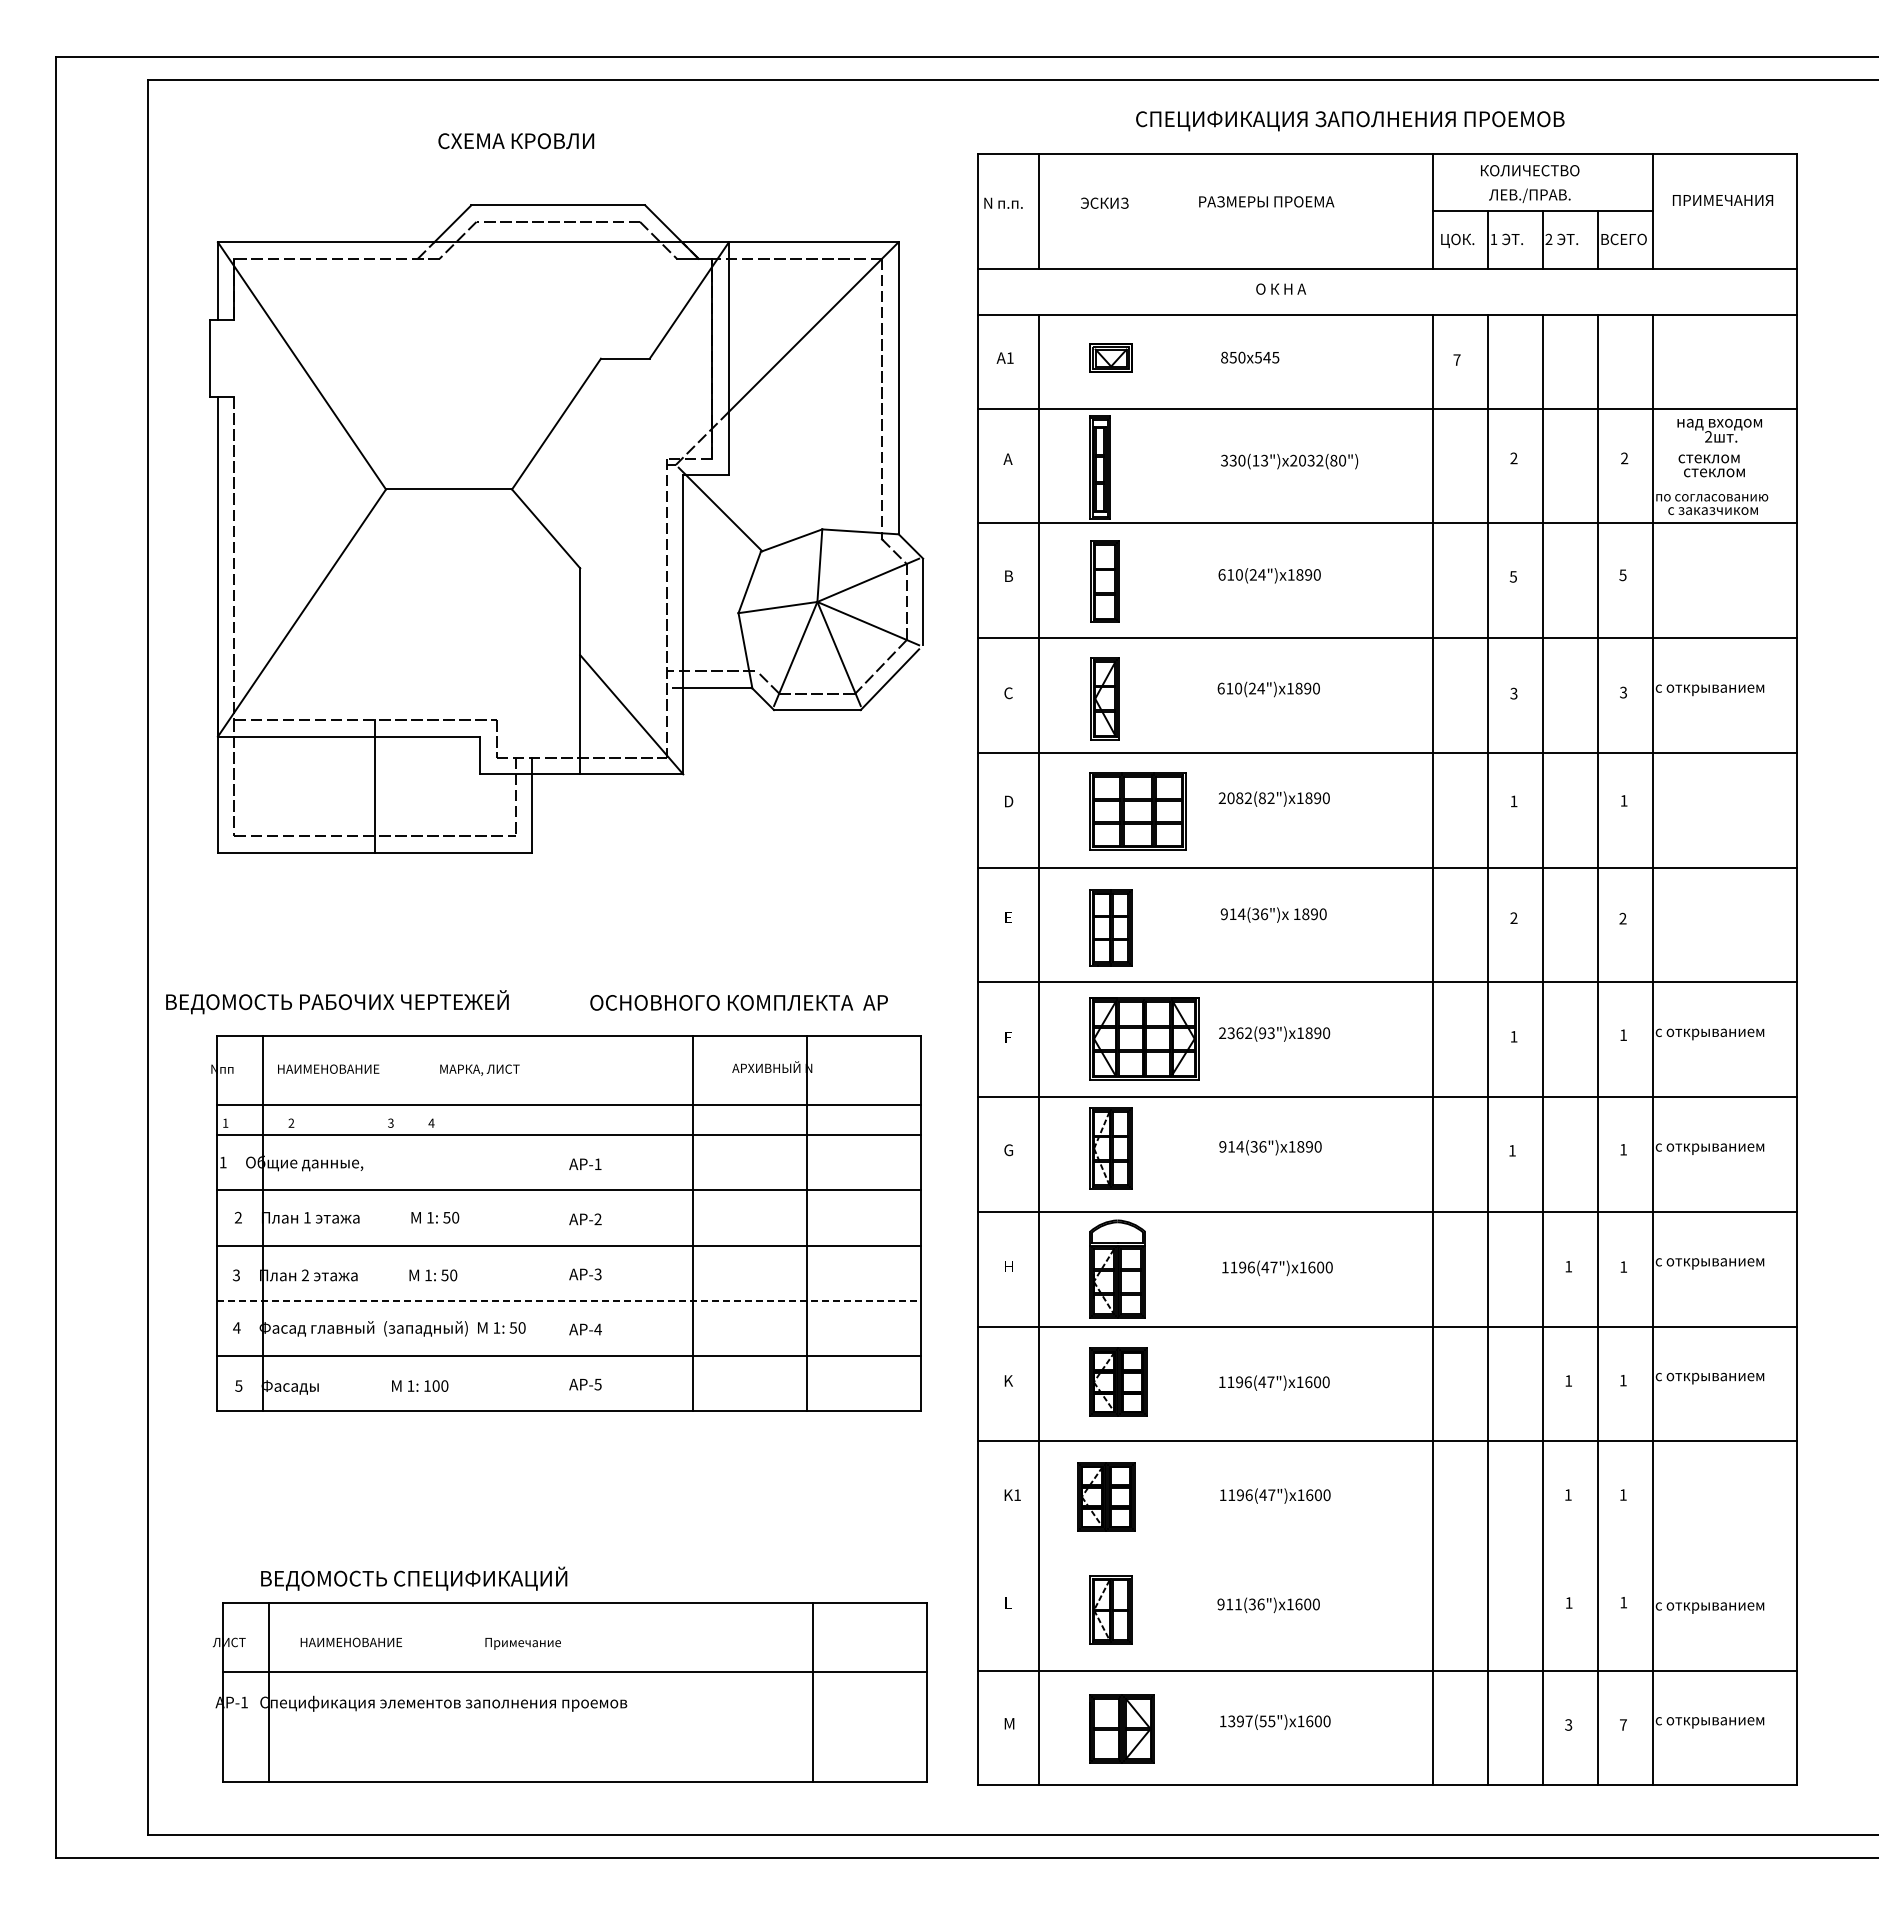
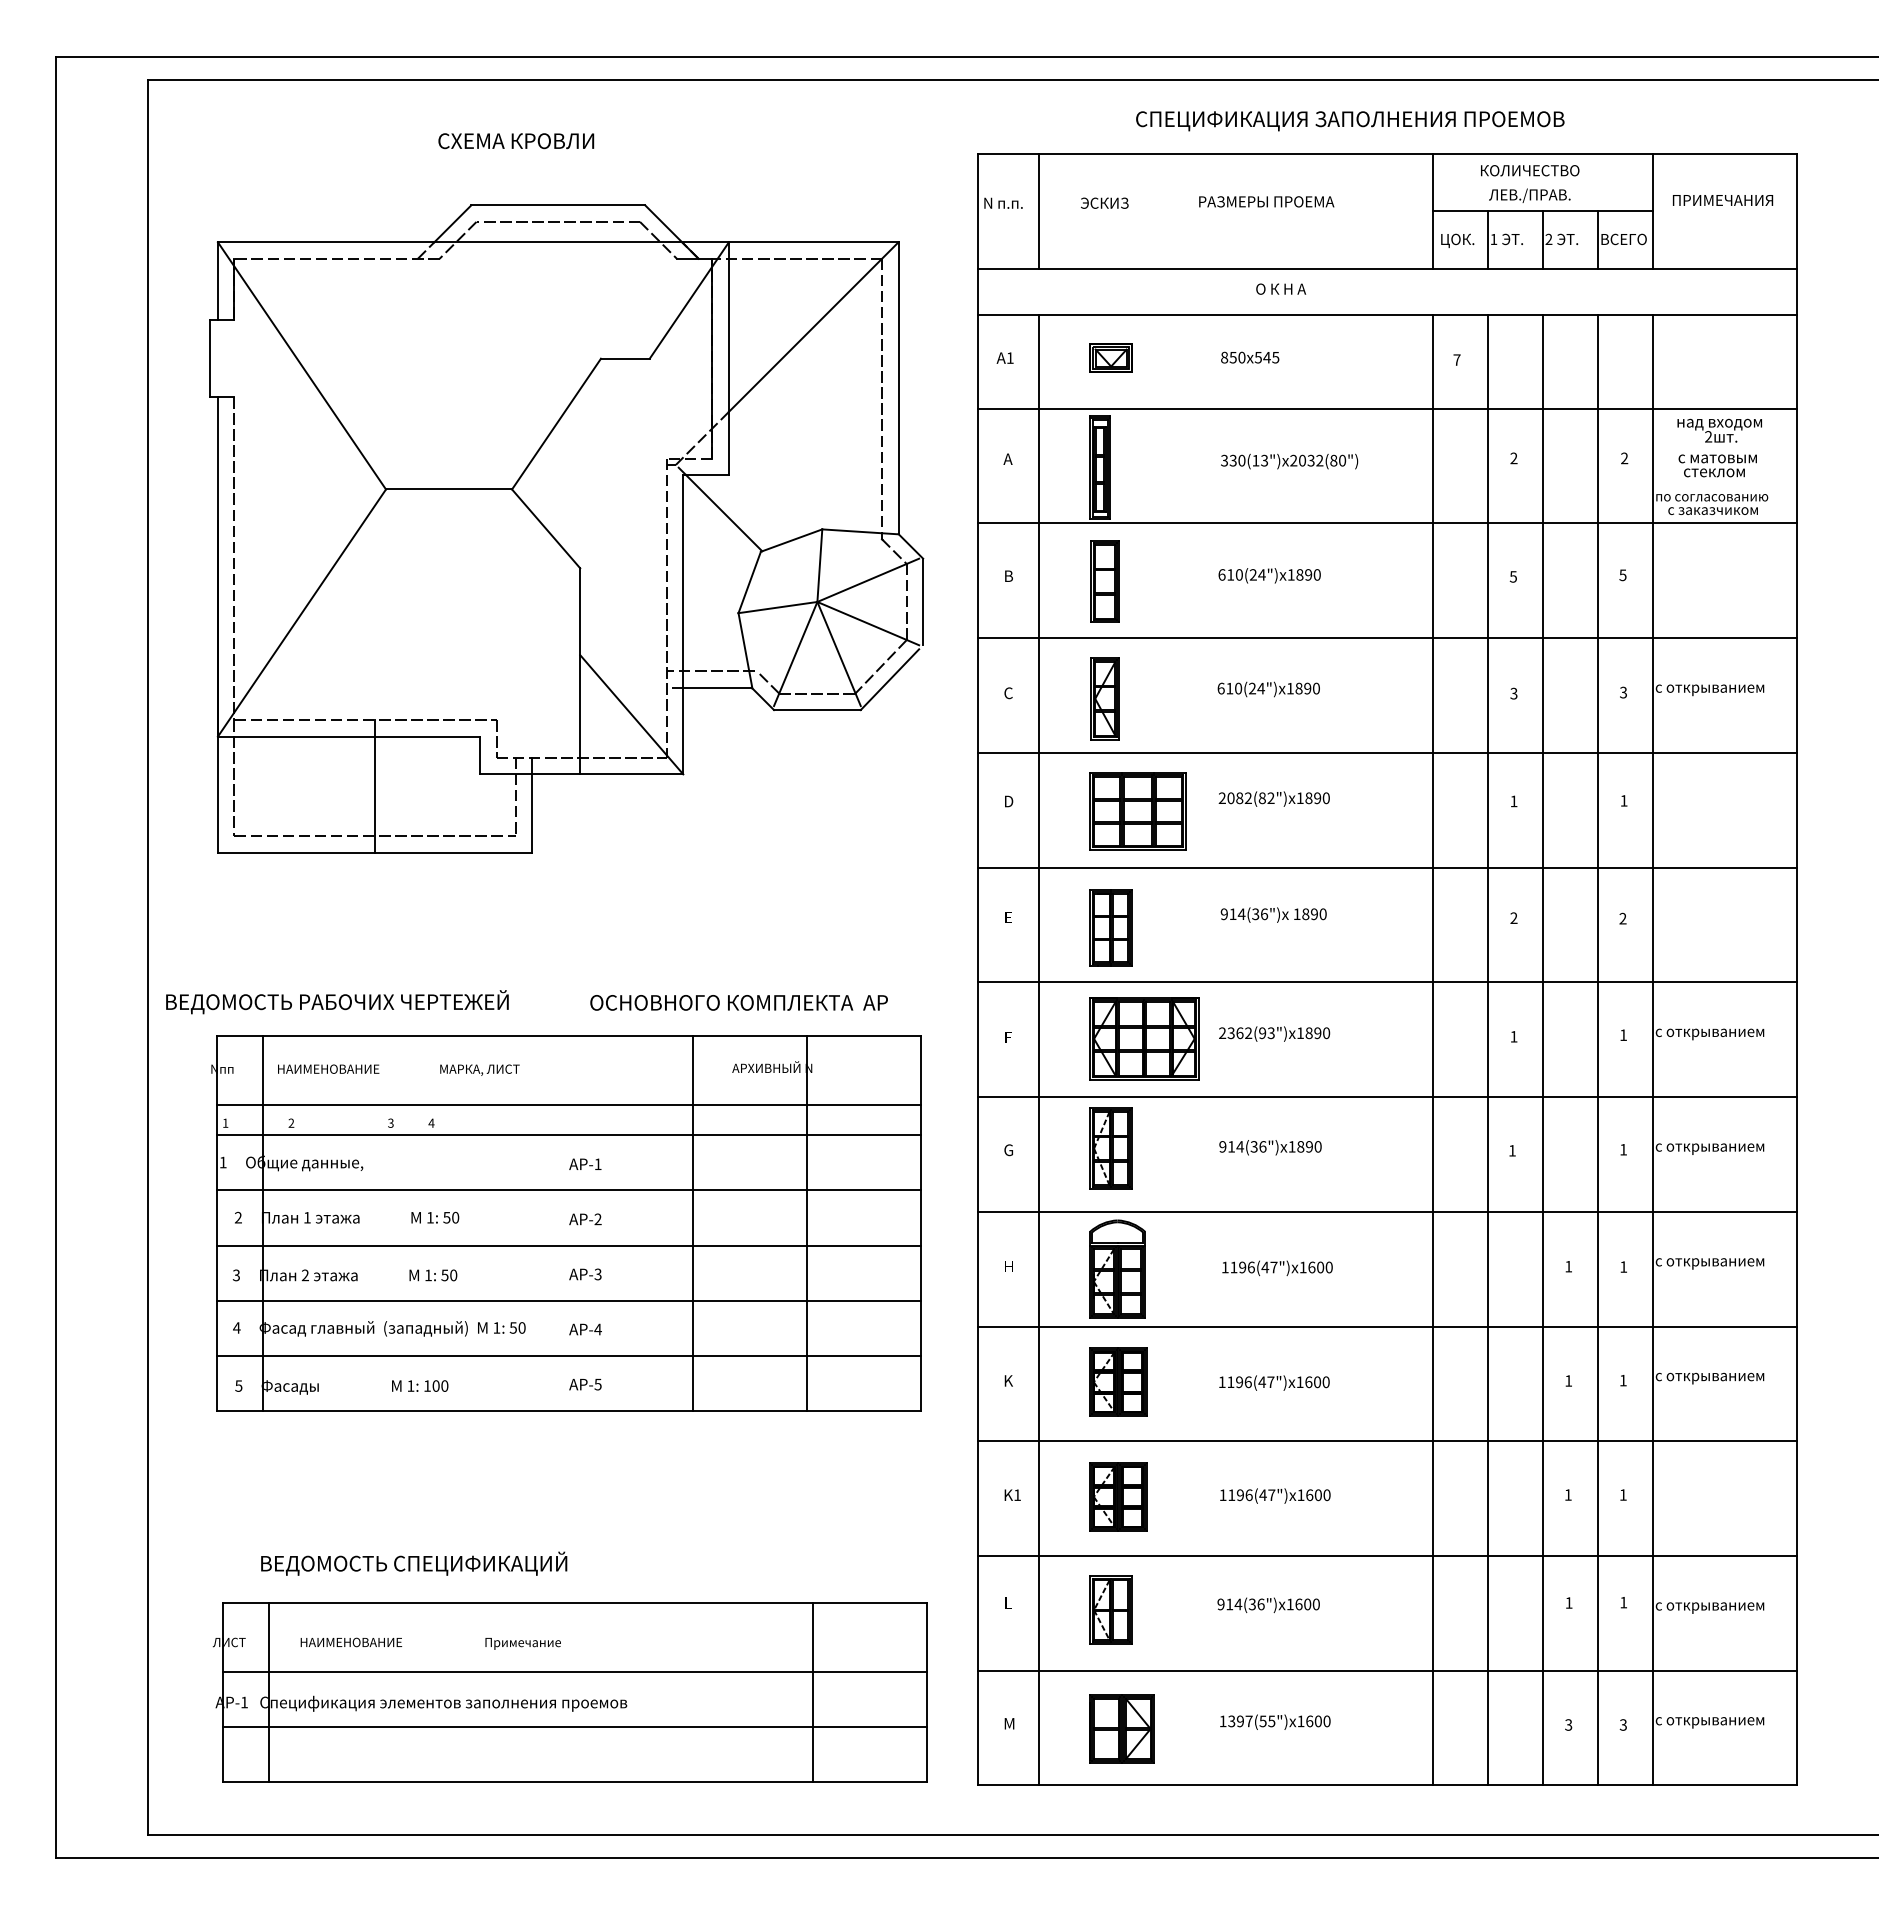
text: стеклом -> с матовым (1721, 458)
line: dashed -> solid (569, 1300)
part position: (1106, 1496) -> (1118, 1496) (1118, 1496)
line: none -> present (1386, 1555)
text position: (414, 1578) -> (414, 1563) (414, 1563)
text: 911(36")x1600 -> 914(36")x1600 (1238, 1604)
text: 7 -> 3 (1622, 1724)
line: none -> present (574, 1726)
